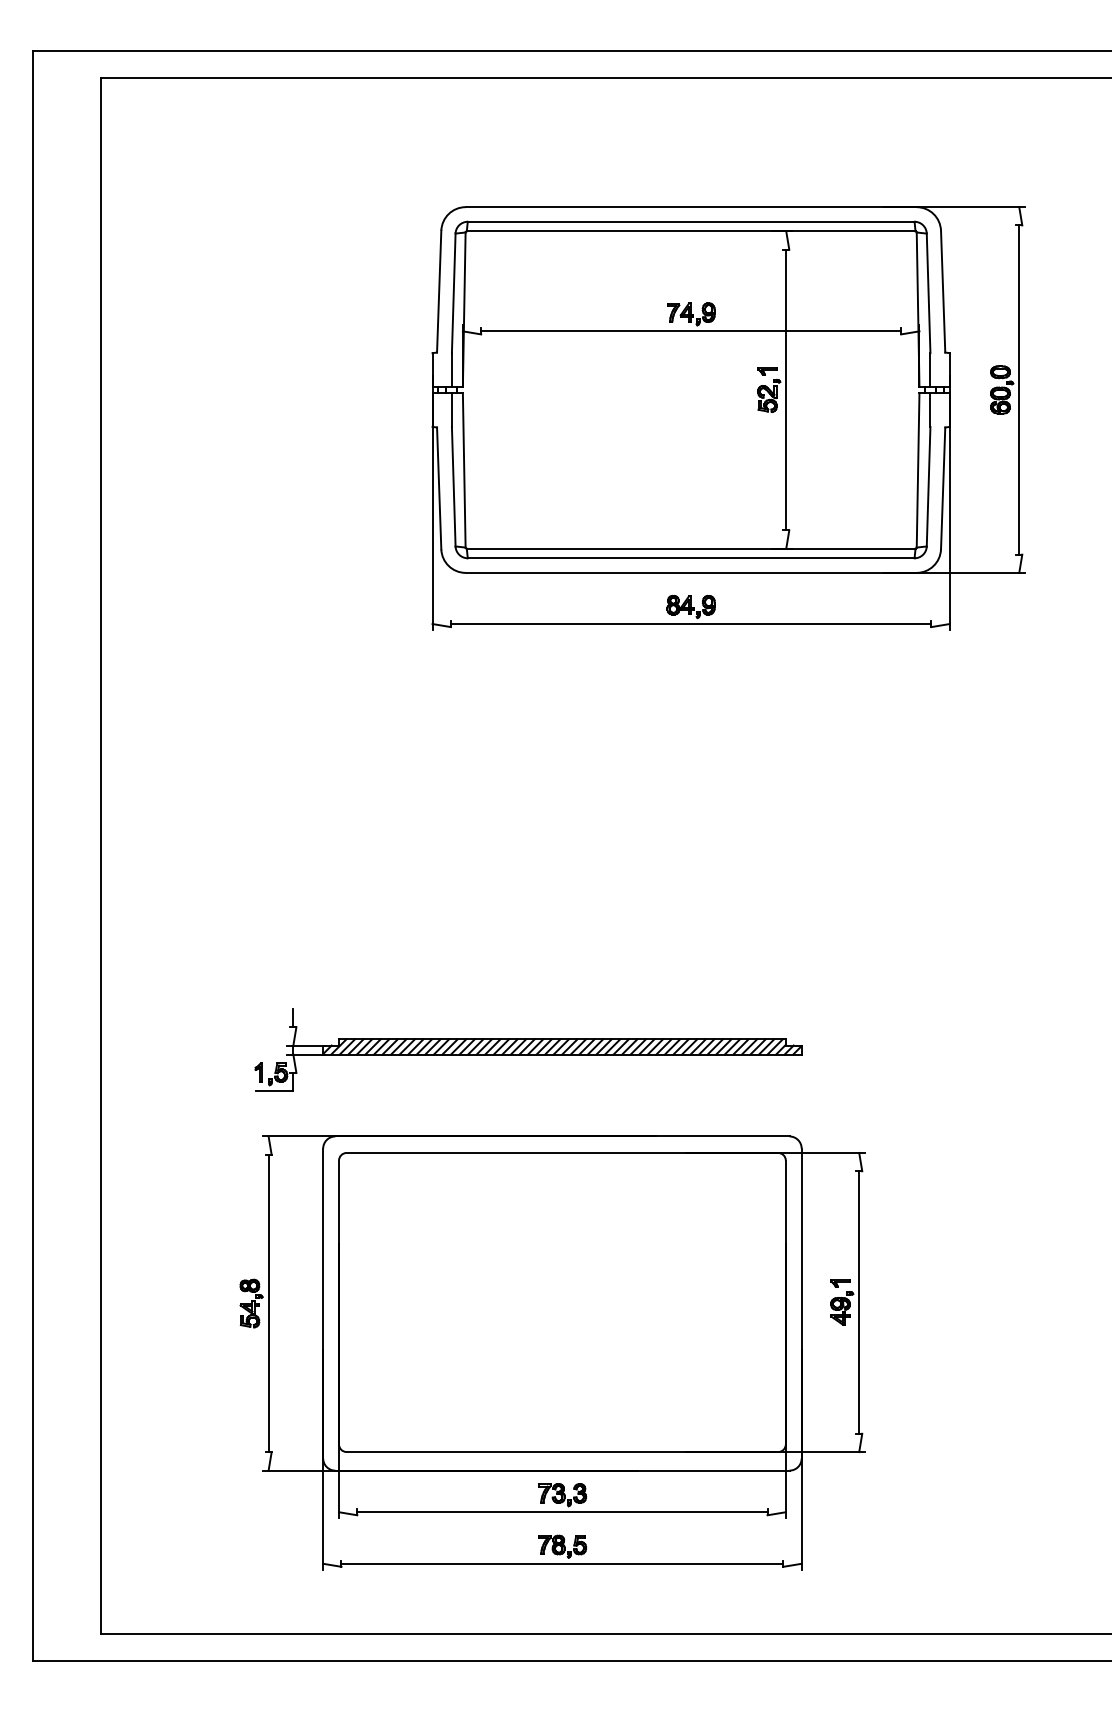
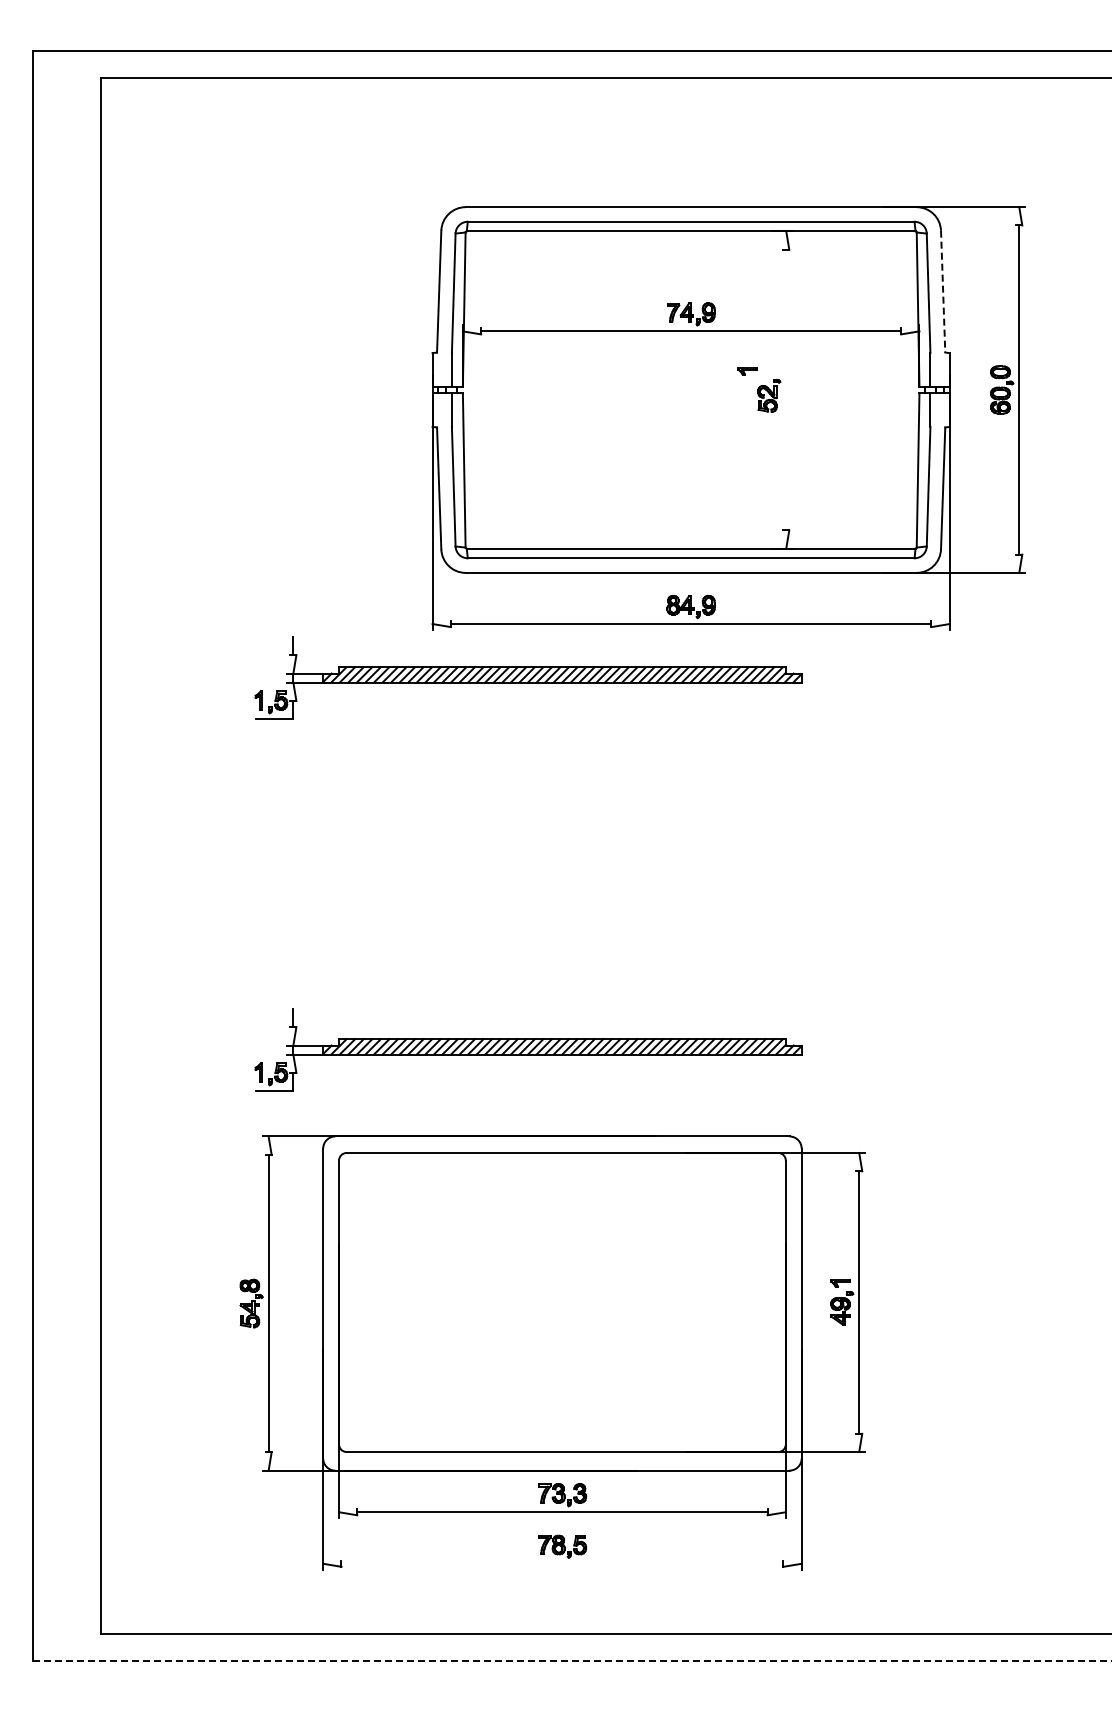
line: solid -> dashed (943, 291)
part position: (767, 371) -> (747, 371) (747, 371)
line: present -> none (786, 389)
part: none -> present (528, 677)
line: present -> none (562, 1563)
line: solid -> dashed (573, 1660)
